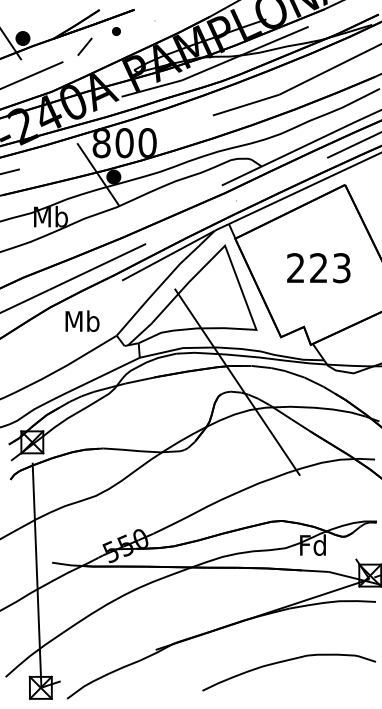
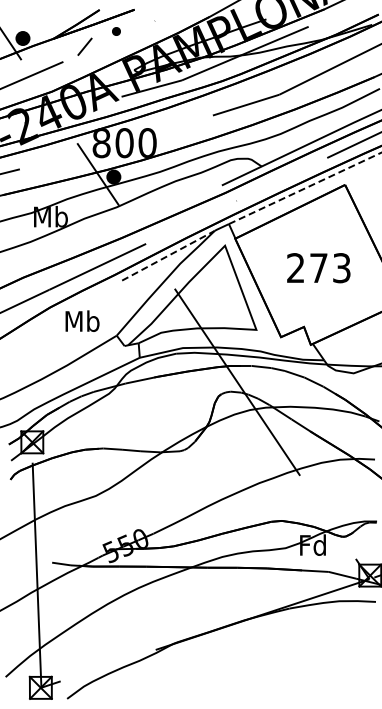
line: solid -> dashed (305, 188)
line: solid -> dashed (168, 255)
text: 223 -> 273 (318, 267)
curve: present -> none (287, 661)
